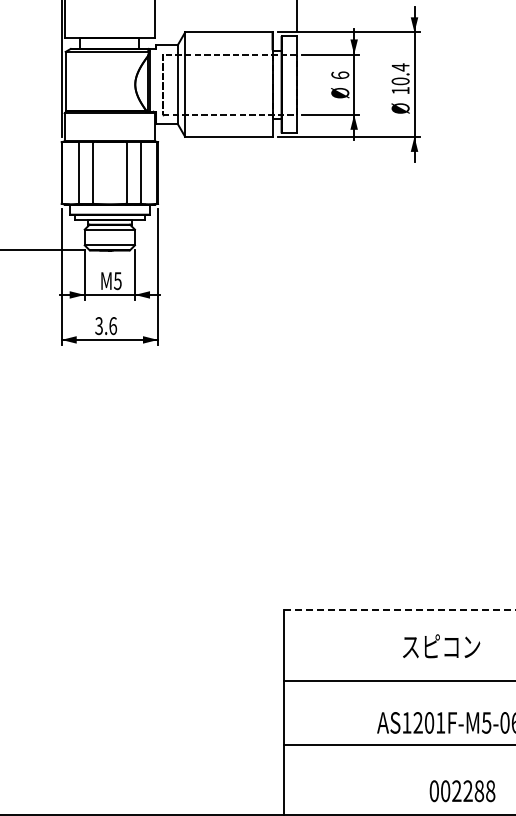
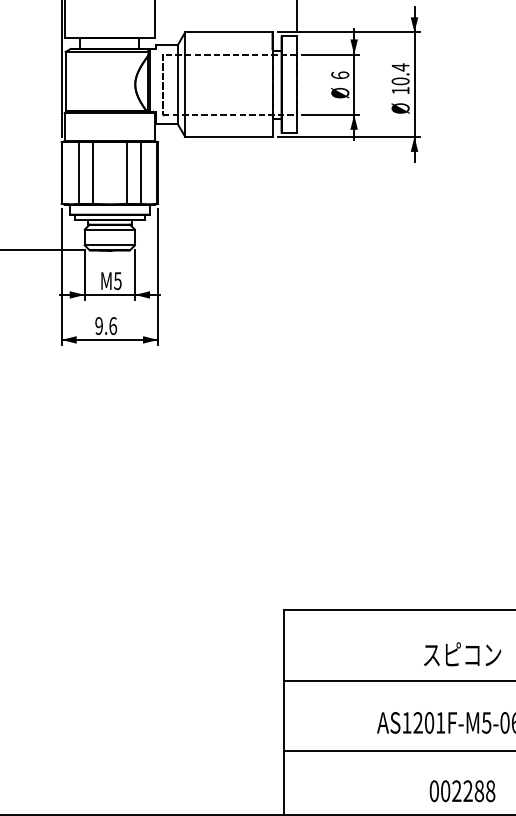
text: 3.6 -> 9.6 (98, 325)
line: dashed -> solid (400, 610)
text position: (441, 646) -> (462, 654) (462, 654)
line position: (398, 744) -> (398, 750) (398, 750)
